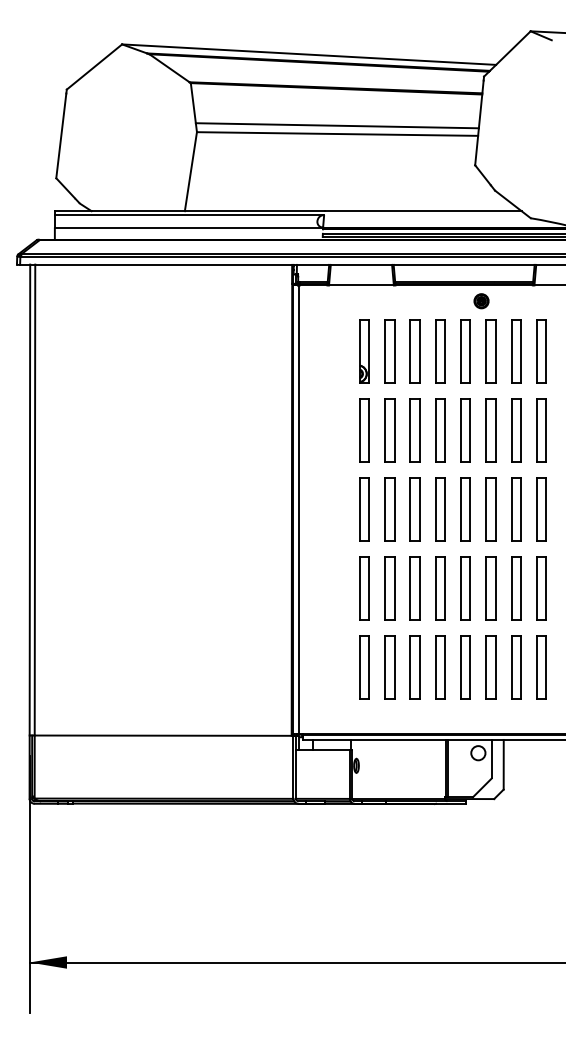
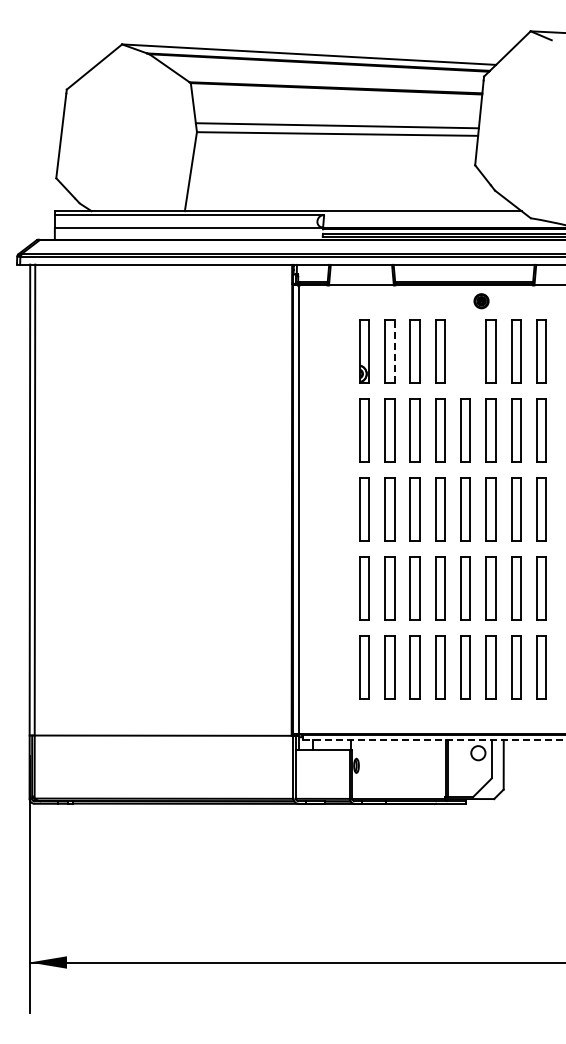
line: solid -> dashed (394, 351)
part: present -> none (465, 351)
line: solid -> dashed (434, 739)
